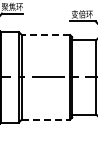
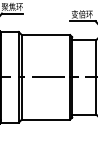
line: dashed -> solid (45, 35)
line: dashed -> solid (46, 119)
